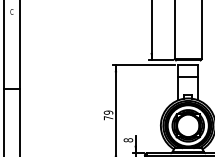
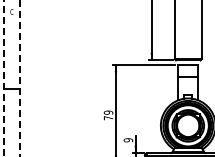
line: solid -> dashed (4, 78)
line: solid -> dashed (19, 78)
text: 8 -> 9 (128, 140)
